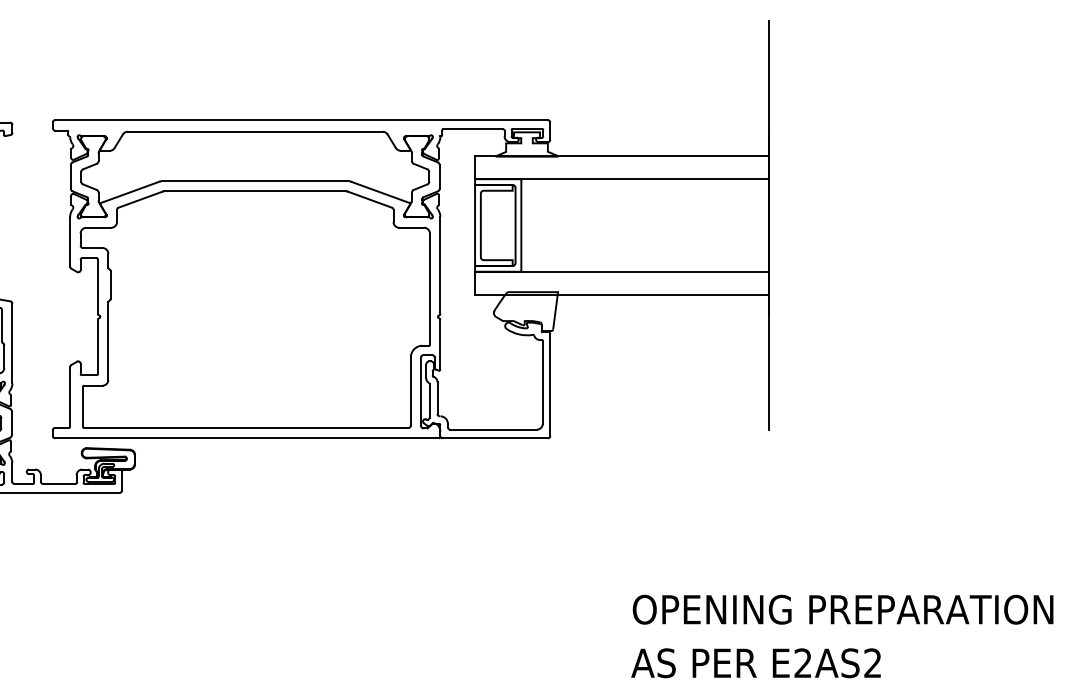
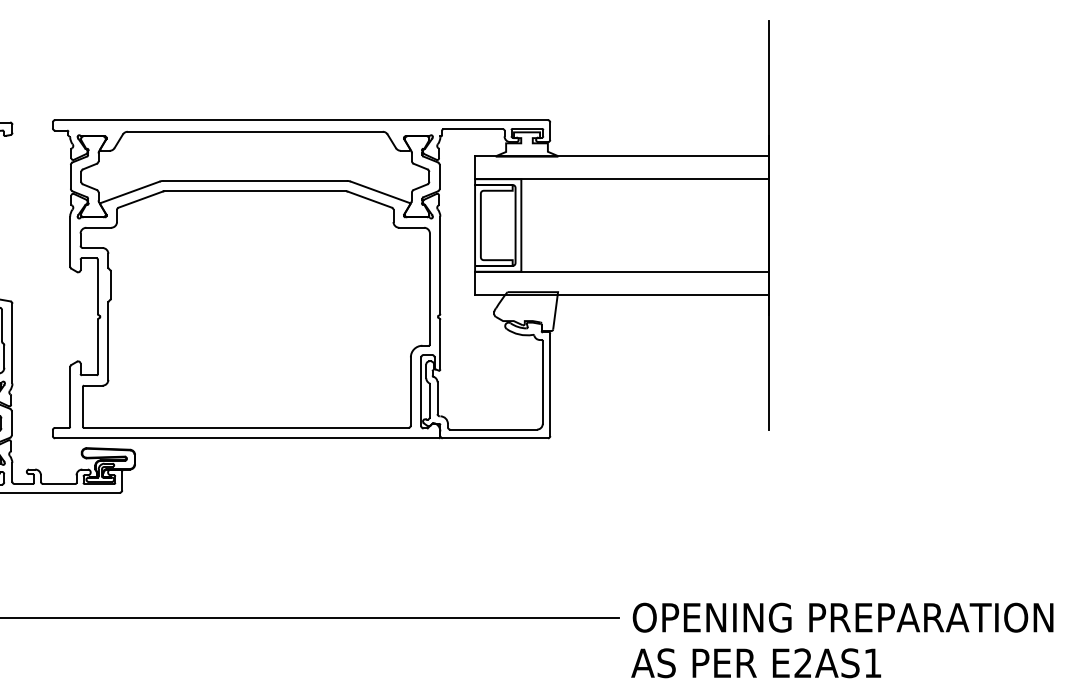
text position: (842, 609) -> (842, 617) (842, 617)
line: none -> present (310, 617)
text: E2AS2 -> E2AS1 (872, 662)
